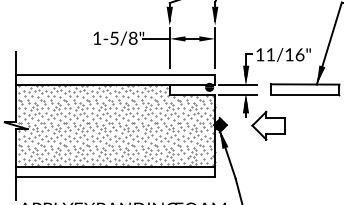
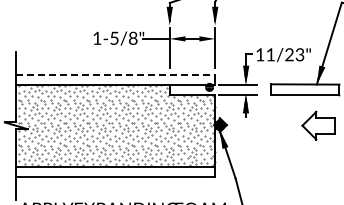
text: 11/16" -> 11/23" (294, 54)
line: solid -> dashed (115, 74)
part position: (268, 125) -> (318, 125) (318, 125)
